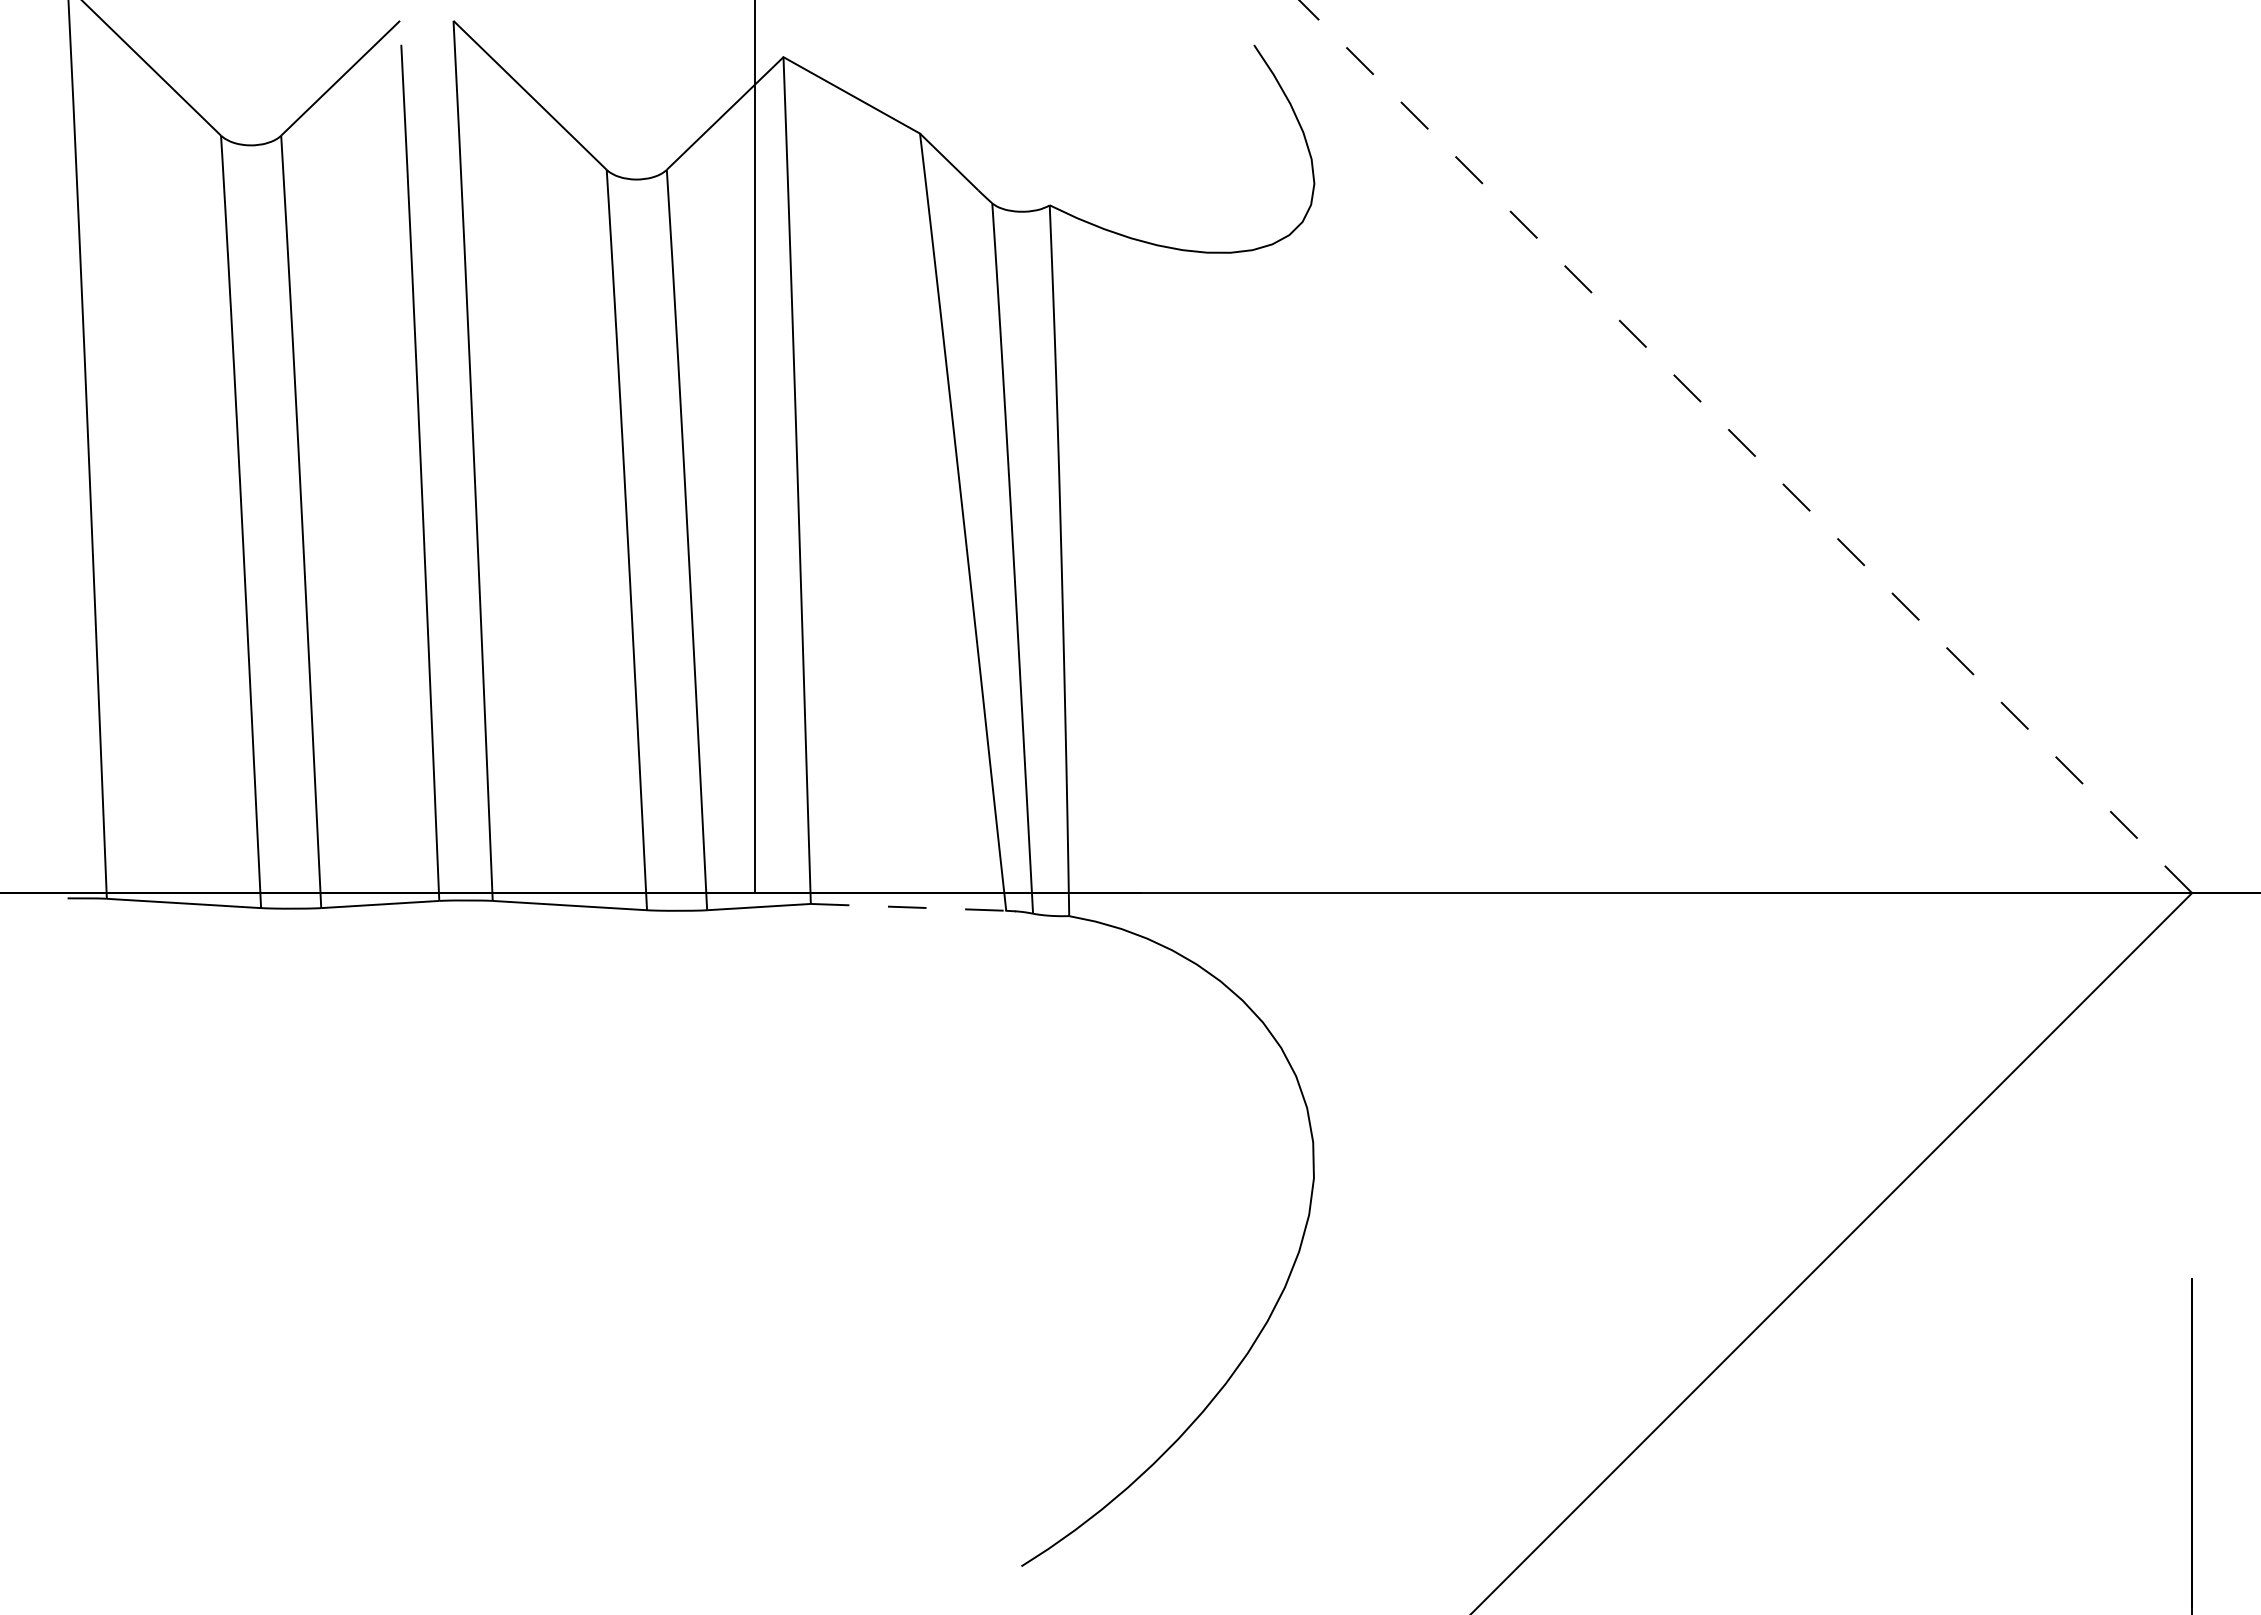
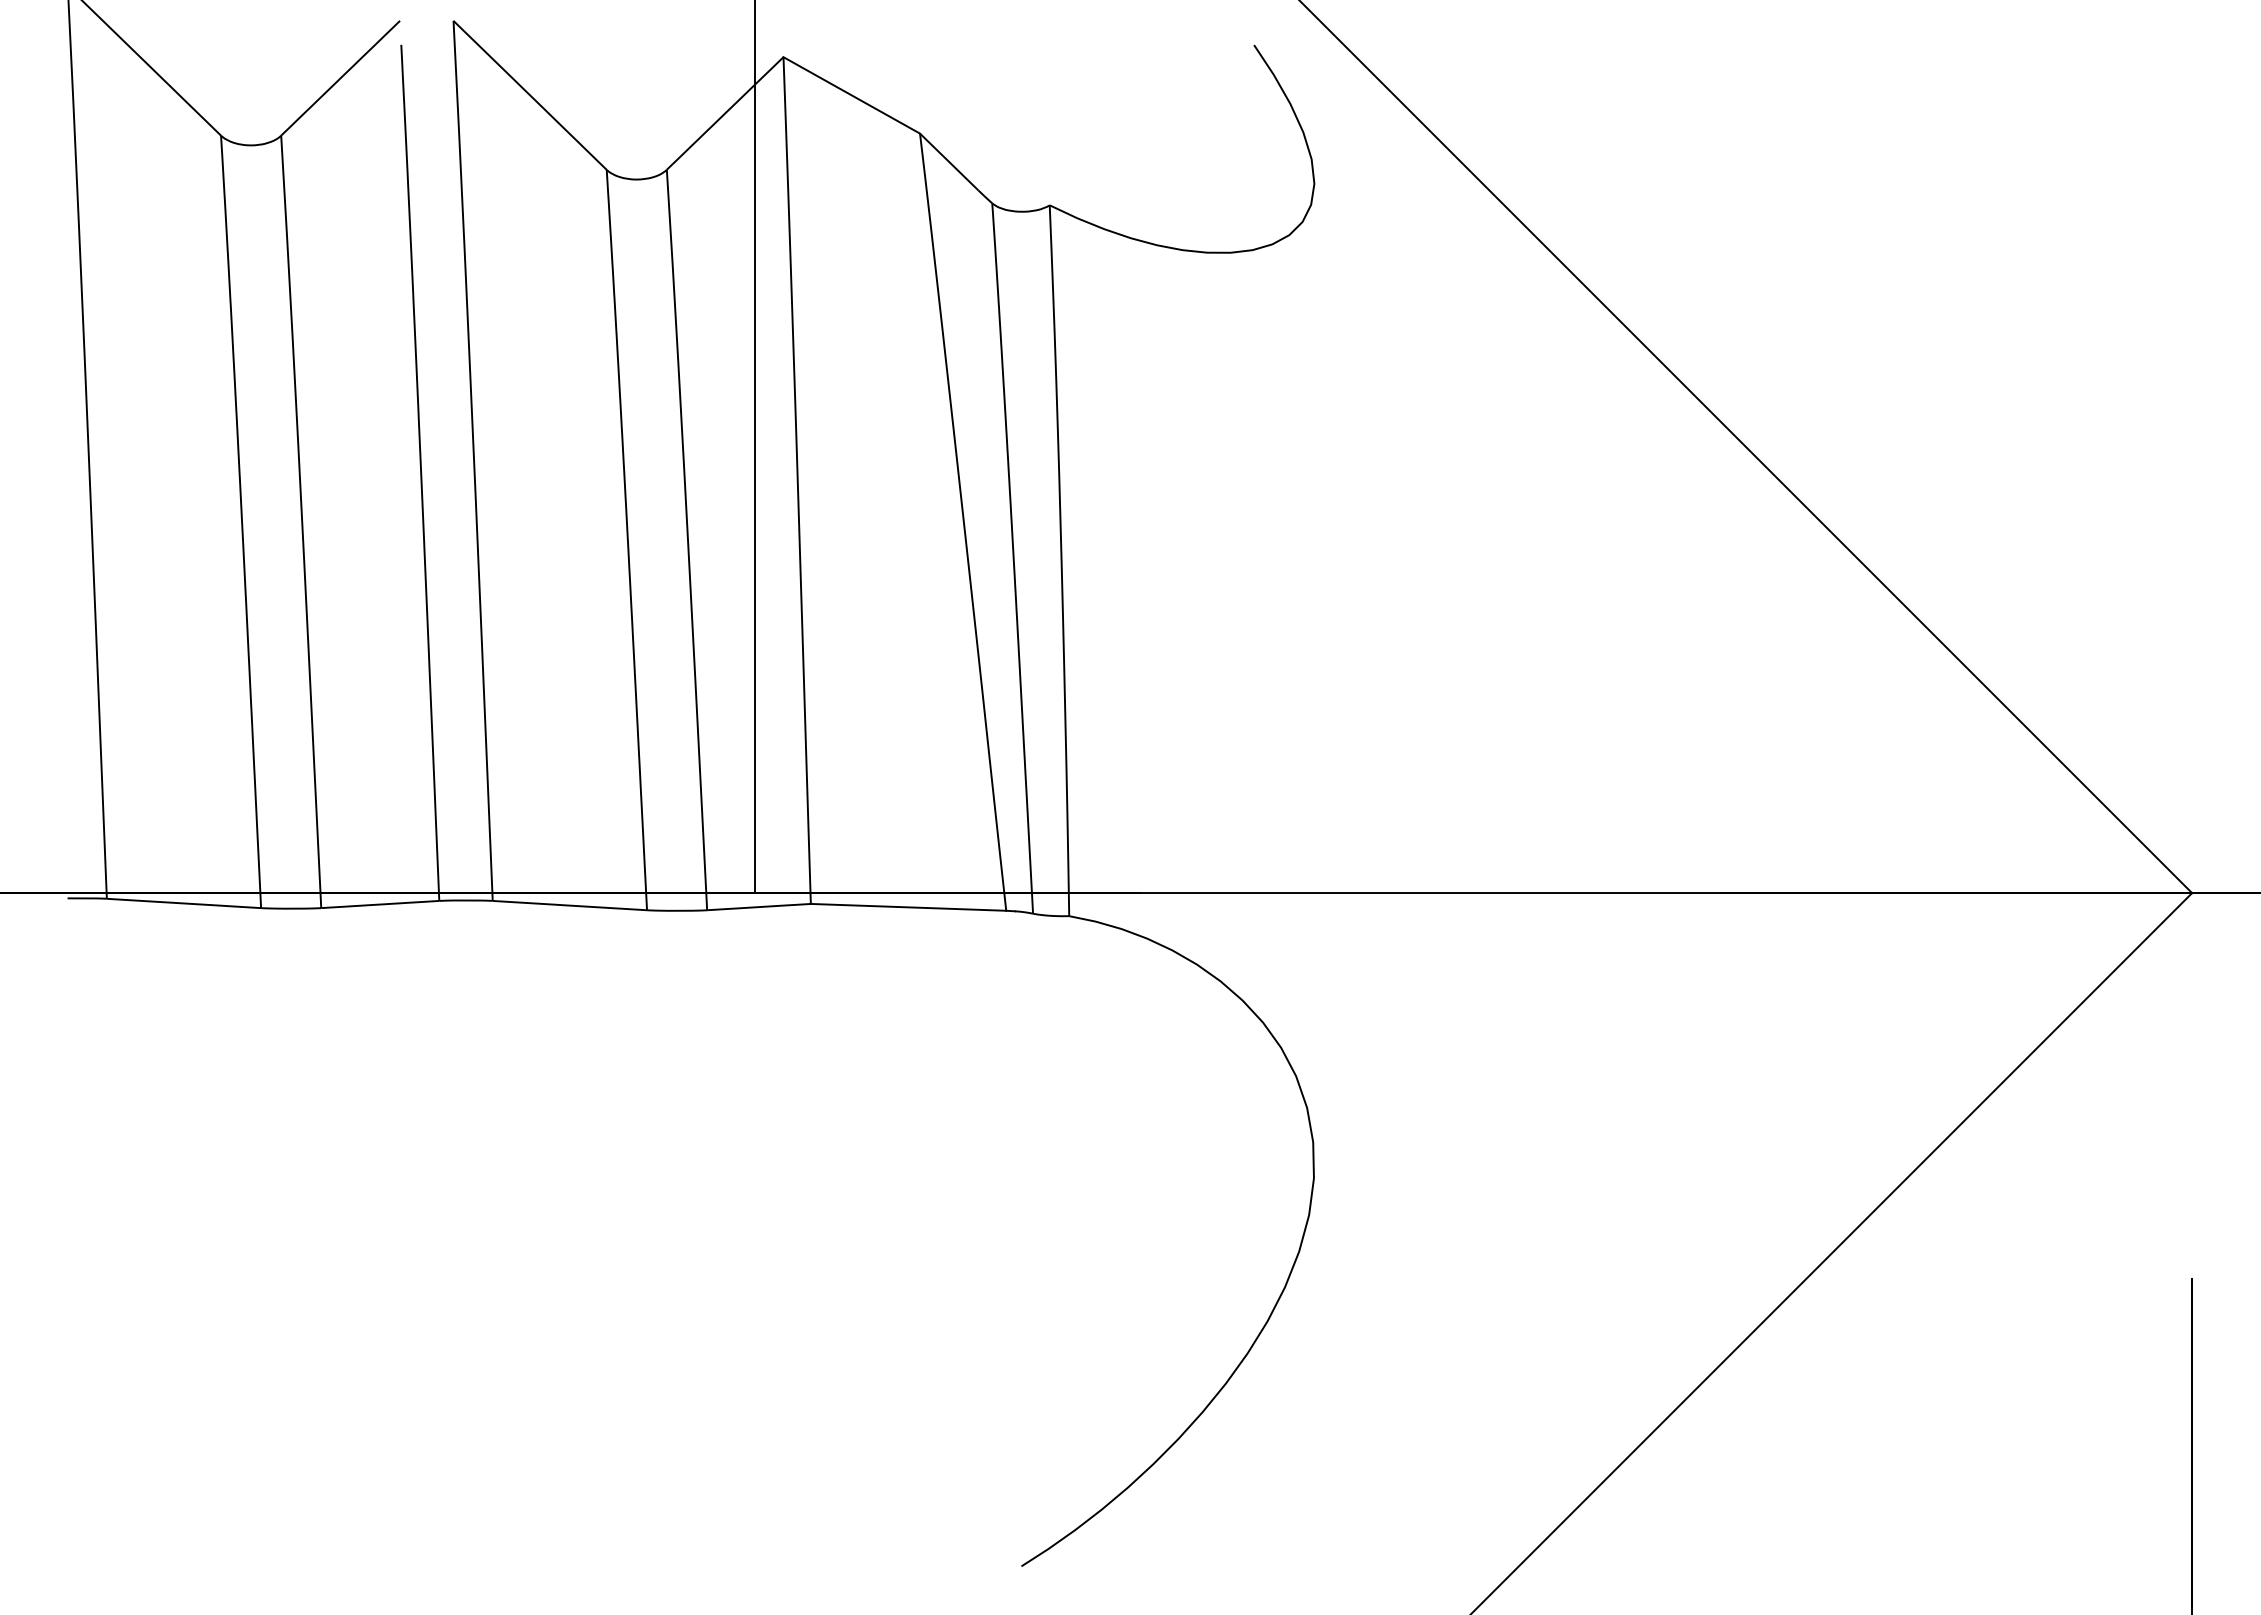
line: dashed -> solid (1745, 446)
line: dashed -> solid (908, 907)
